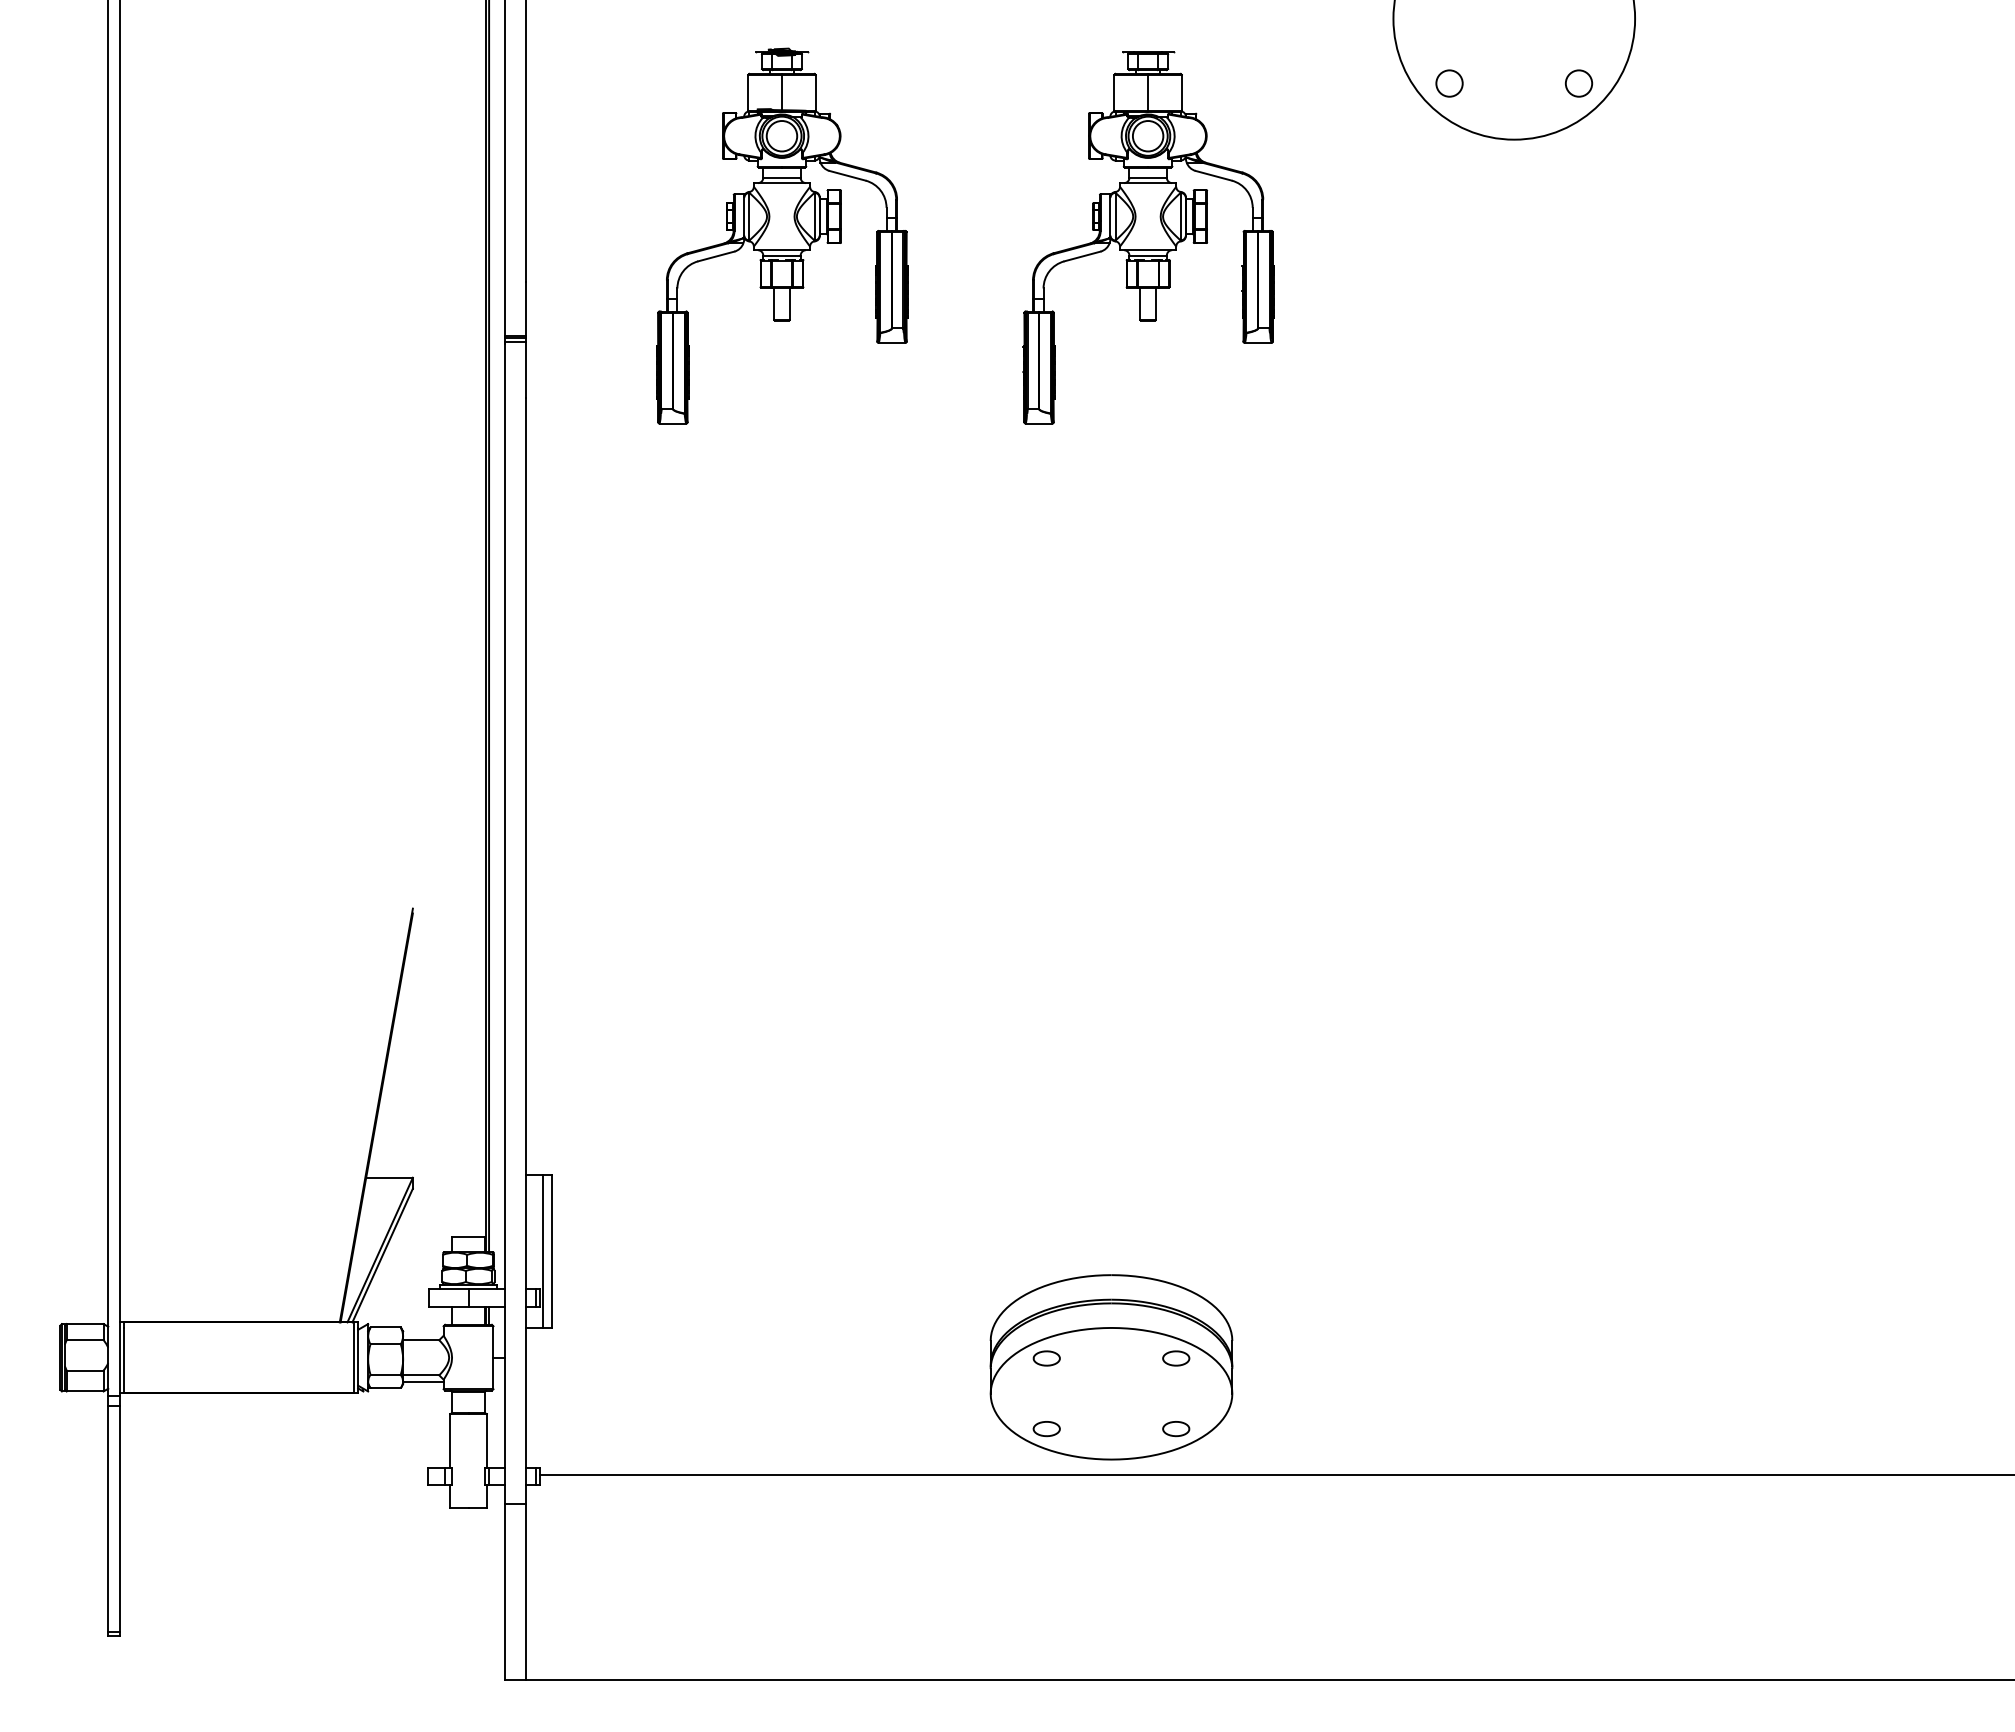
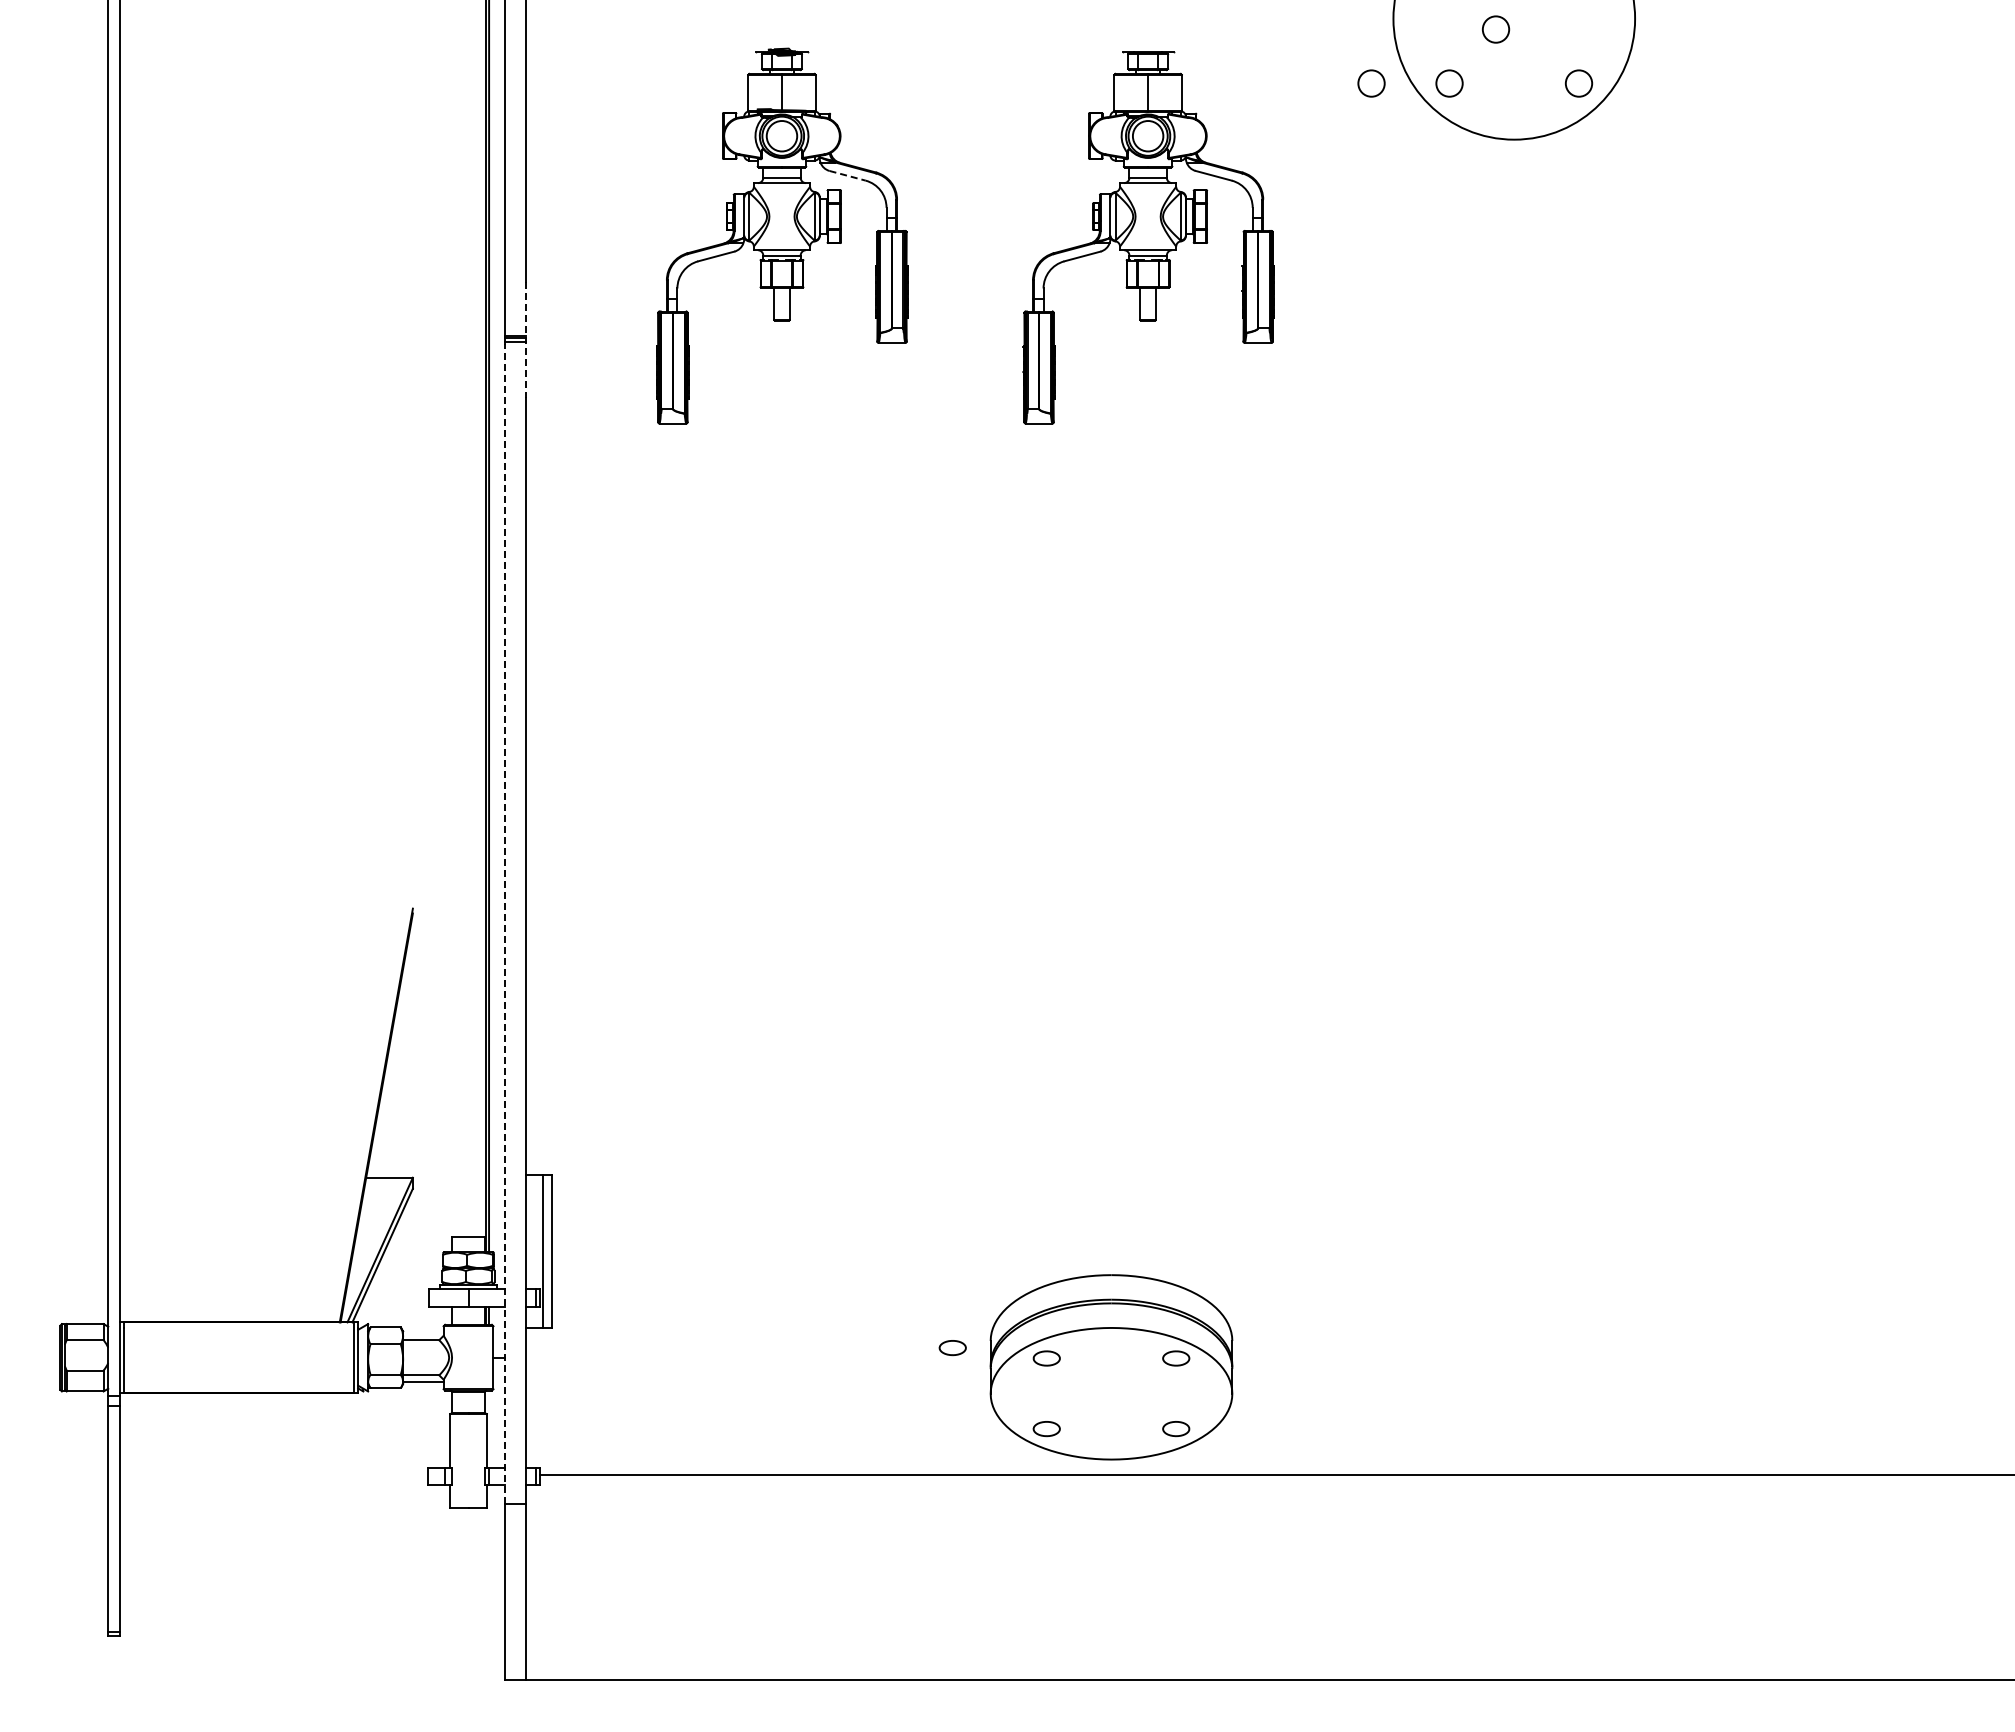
circle: none -> present (1496, 29)
circle: none -> present (1371, 83)
line: solid -> dashed (847, 175)
line: solid -> dashed (525, 339)
line: solid -> dashed (505, 923)
part: none -> present (952, 1348)
